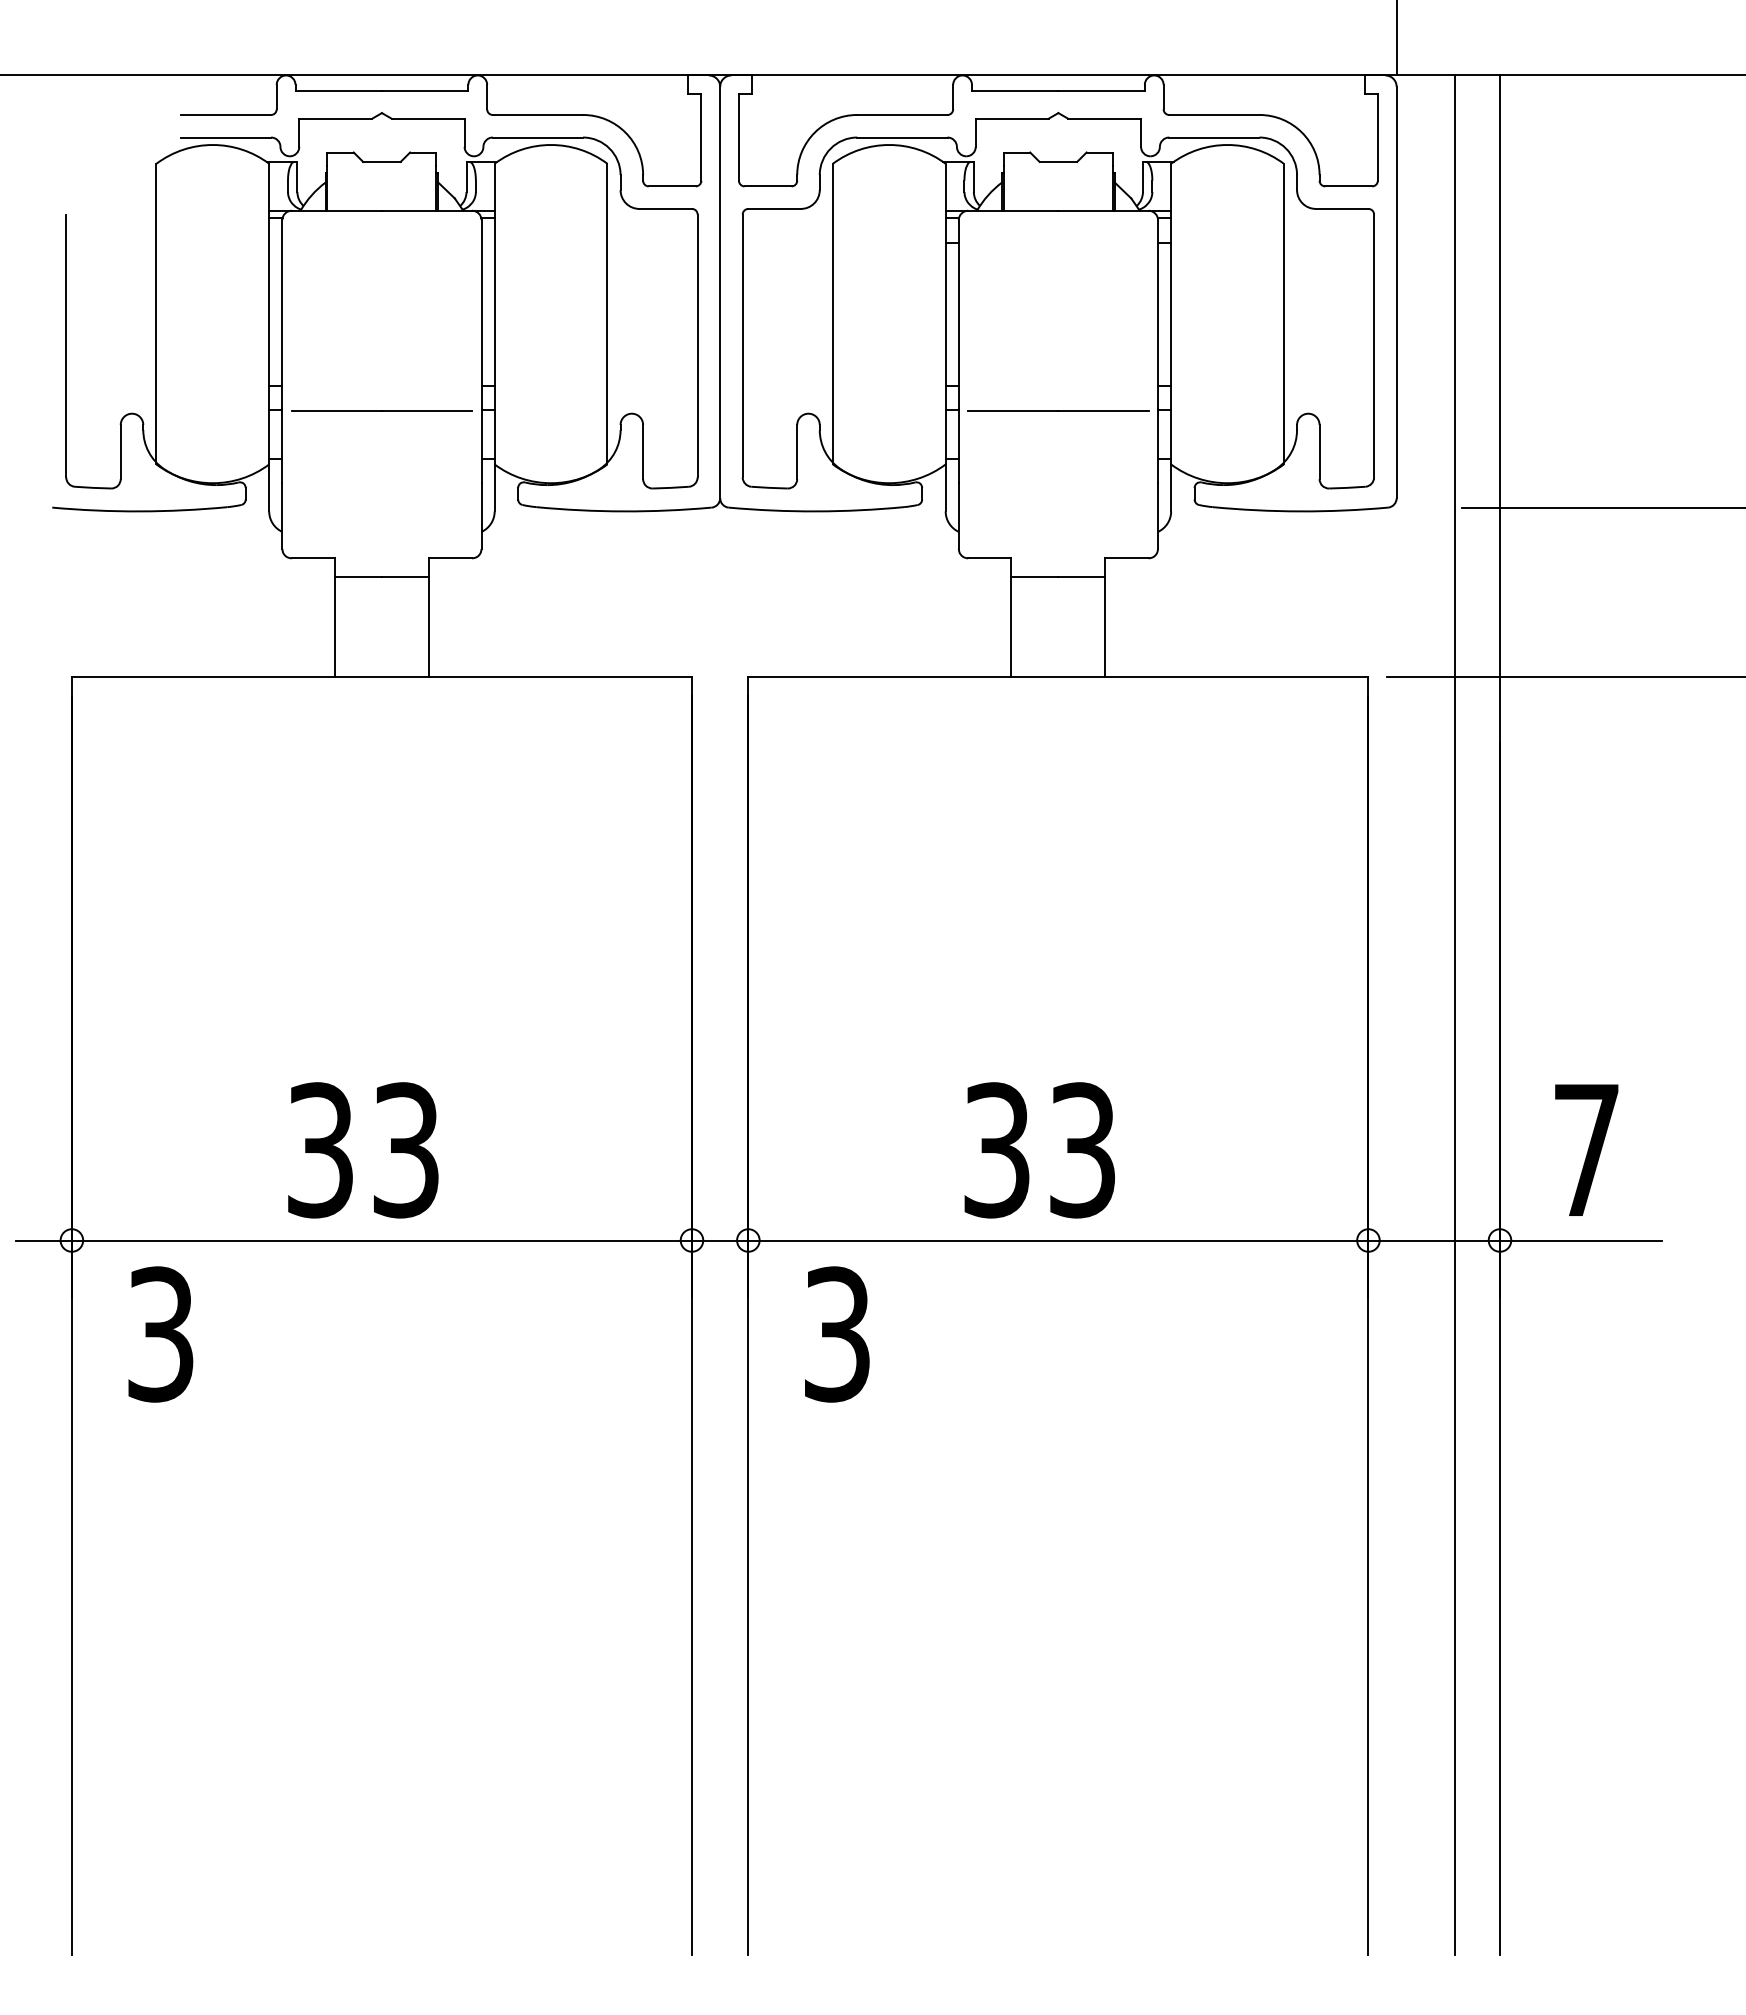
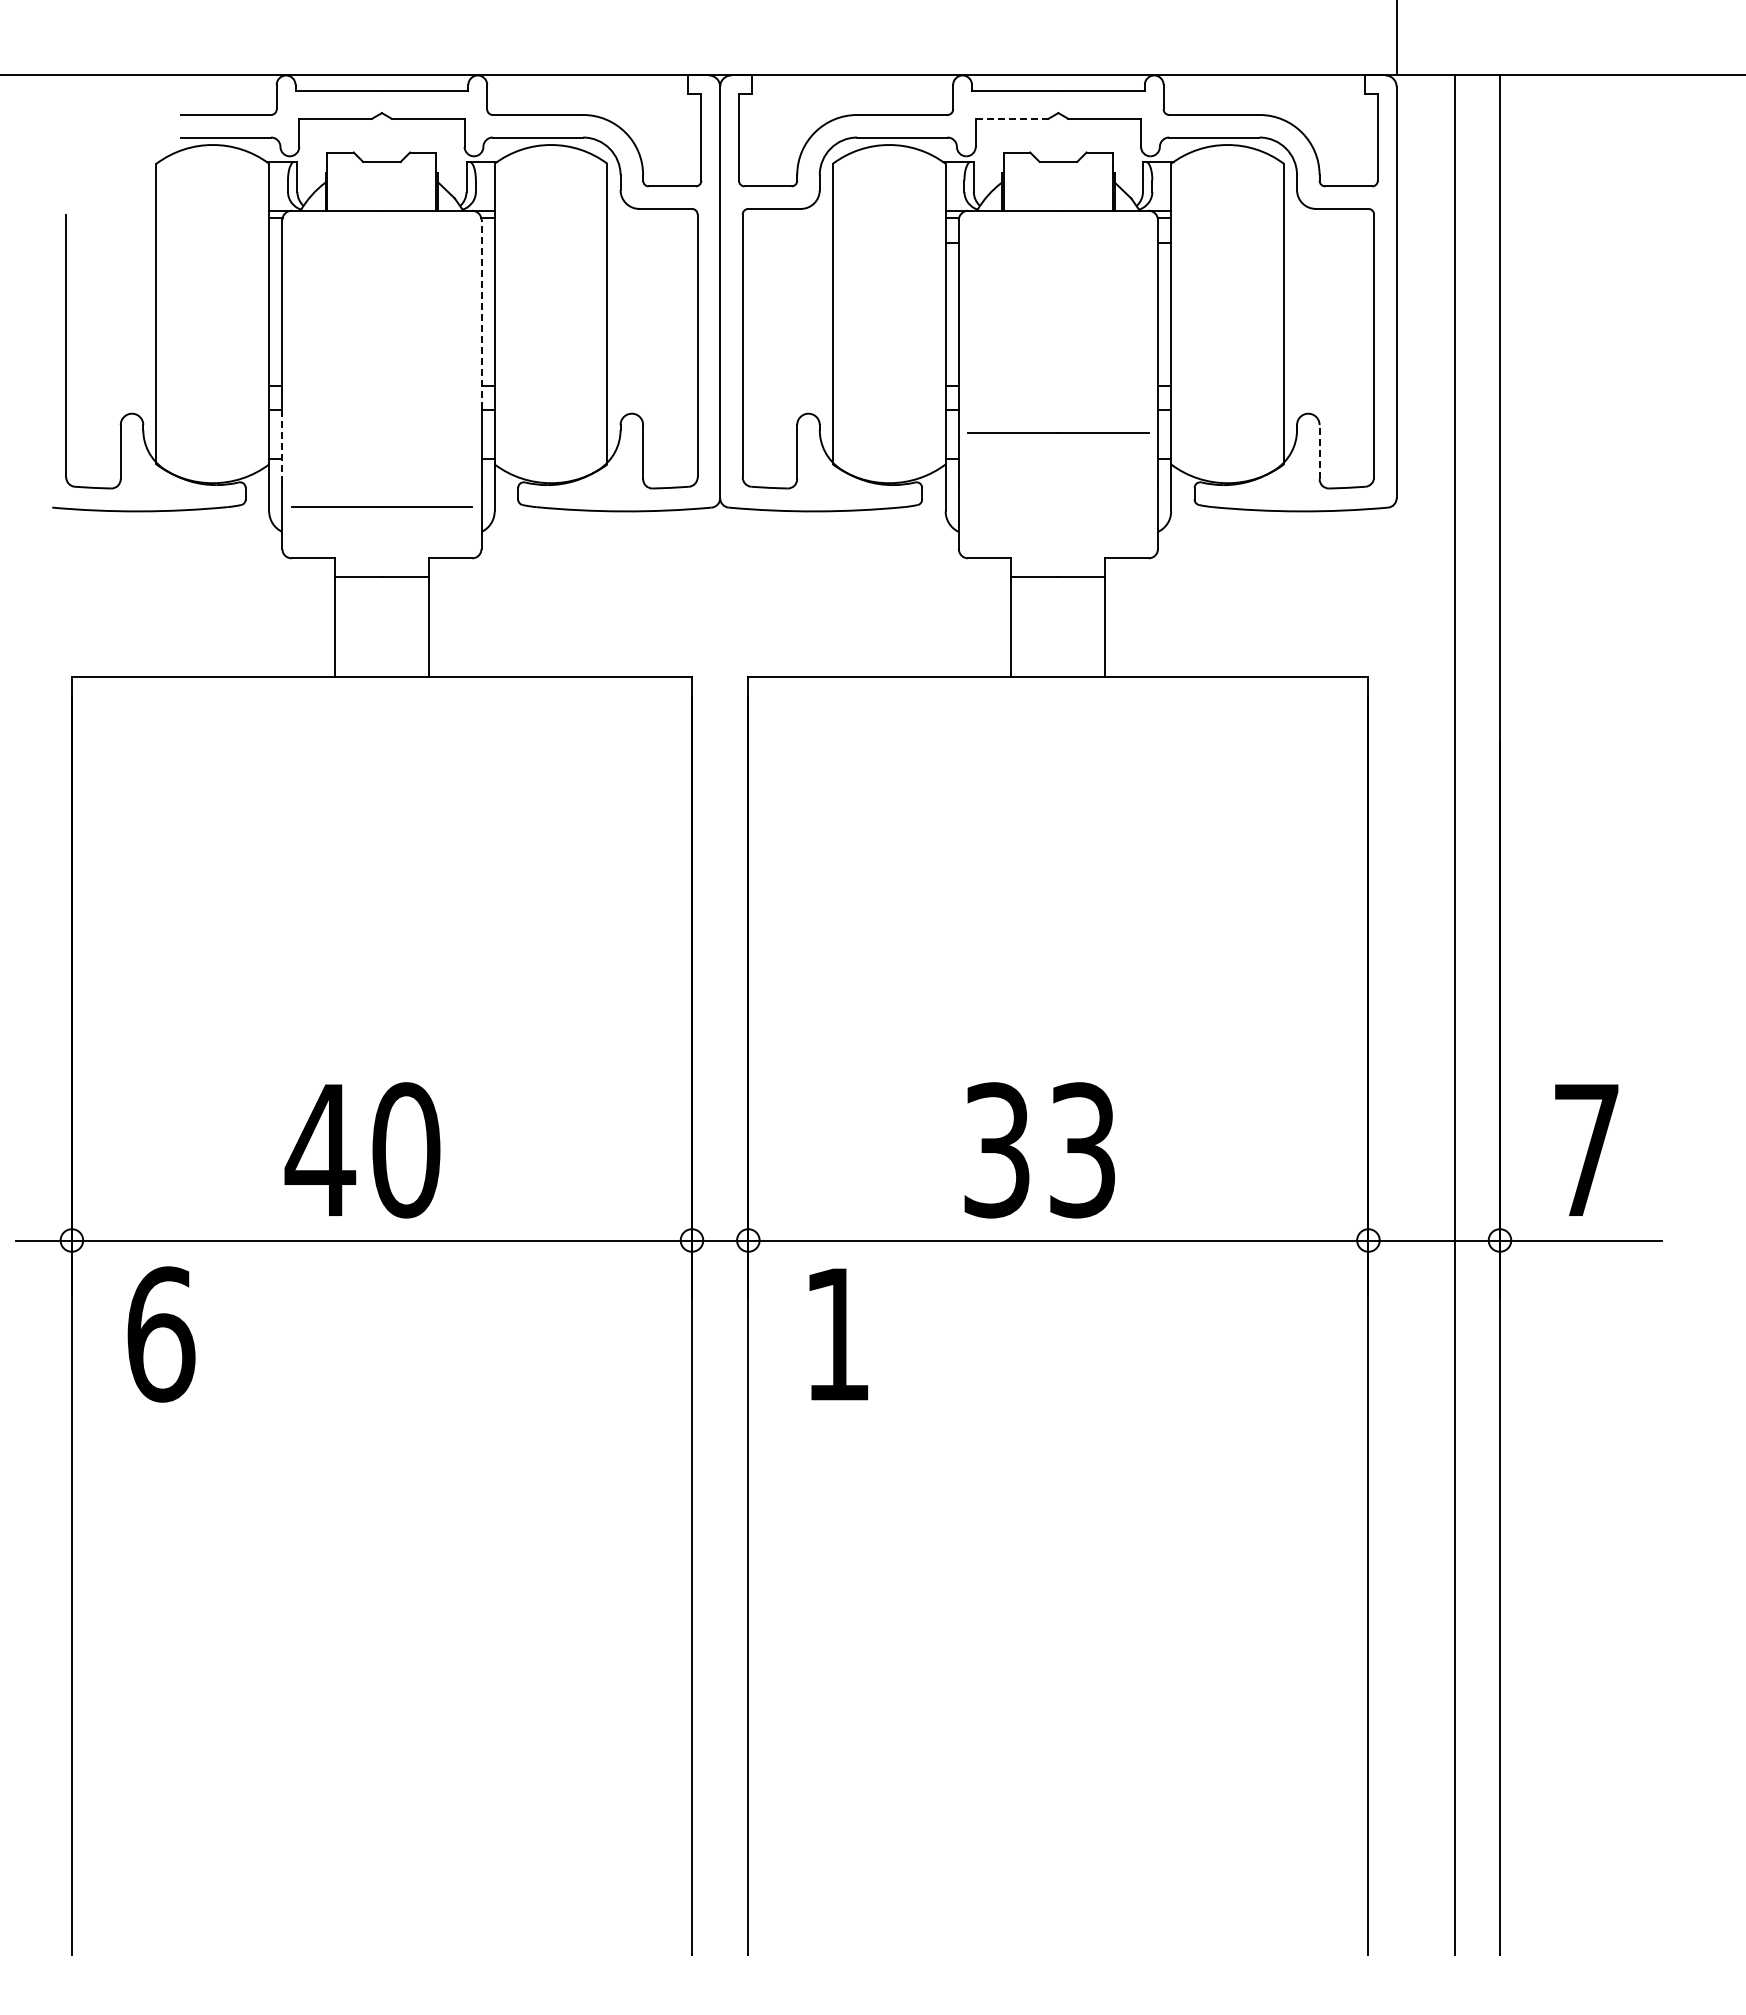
line: solid -> dashed (1011, 118)
line: solid -> dashed (481, 313)
line position: (381, 410) -> (381, 506) (381, 506)
line position: (1058, 410) -> (1058, 432) (1058, 432)
line: solid -> dashed (282, 445)
line: solid -> dashed (1319, 451)
line: present -> none (1602, 507)
line: present -> none (1564, 676)
text: 33 -> 40 (362, 1150)
text: 3 -> 6 (161, 1334)
text: 3 -> 1 (837, 1334)
